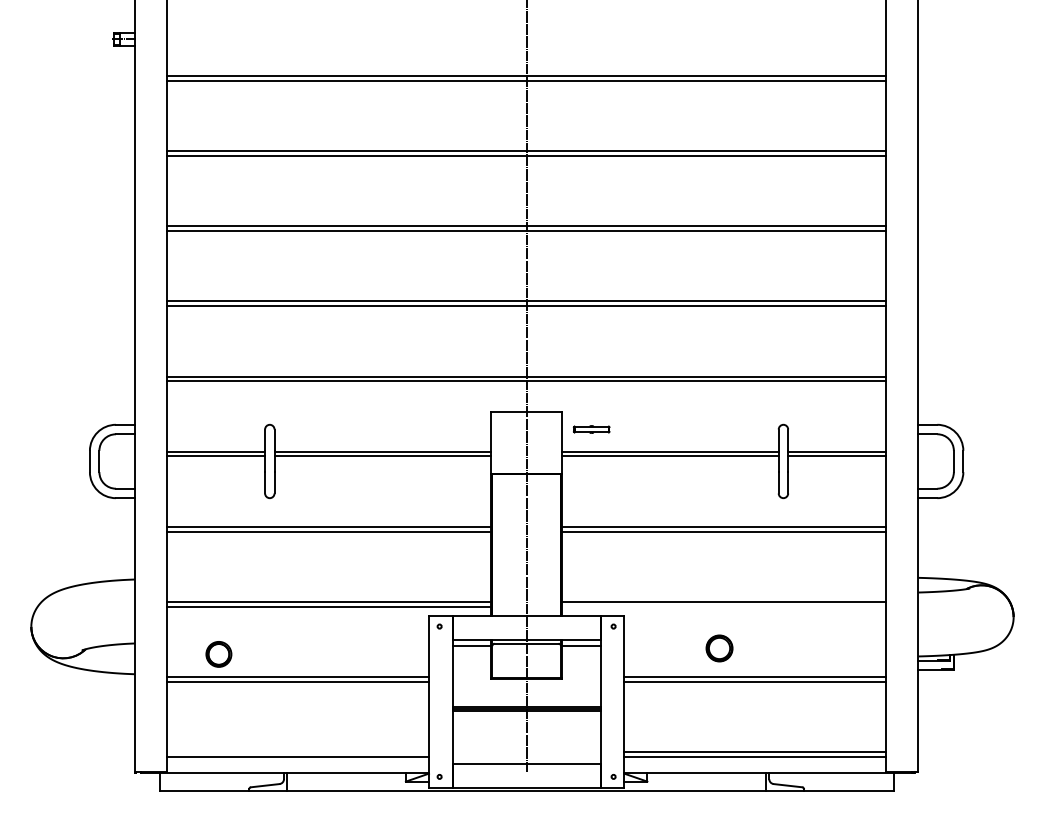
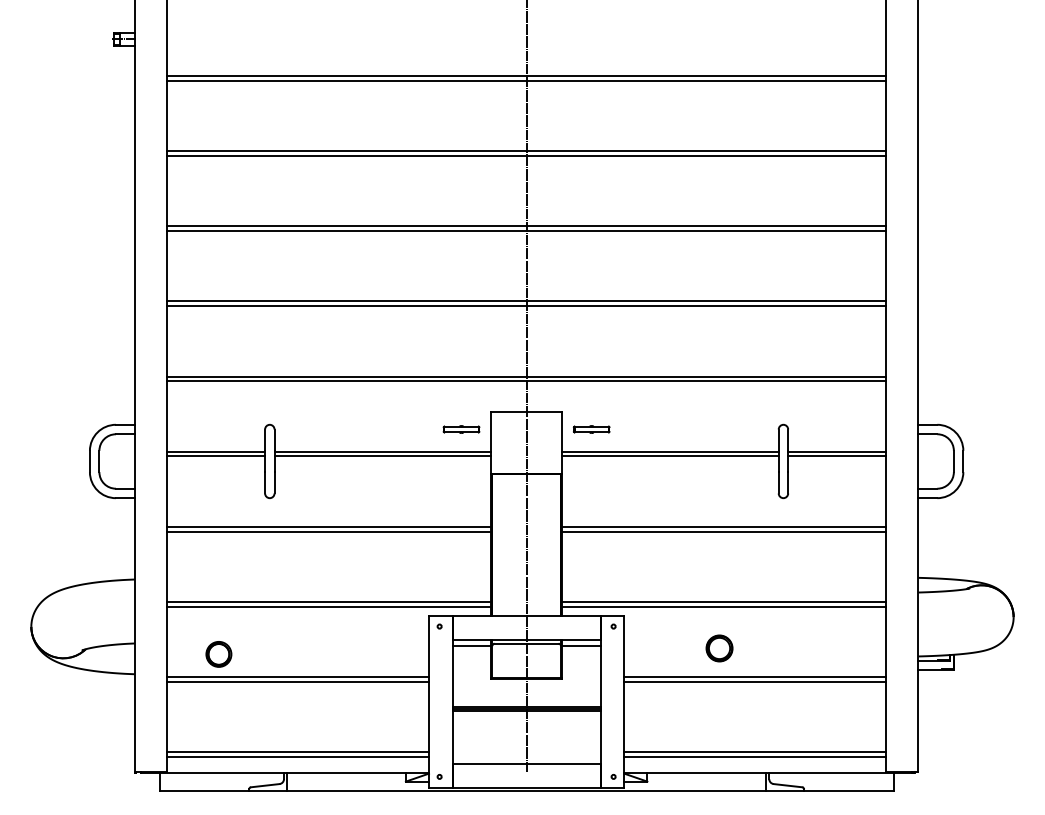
part: none -> present (461, 429)
line: none -> present (724, 606)
line: none -> present (297, 752)
